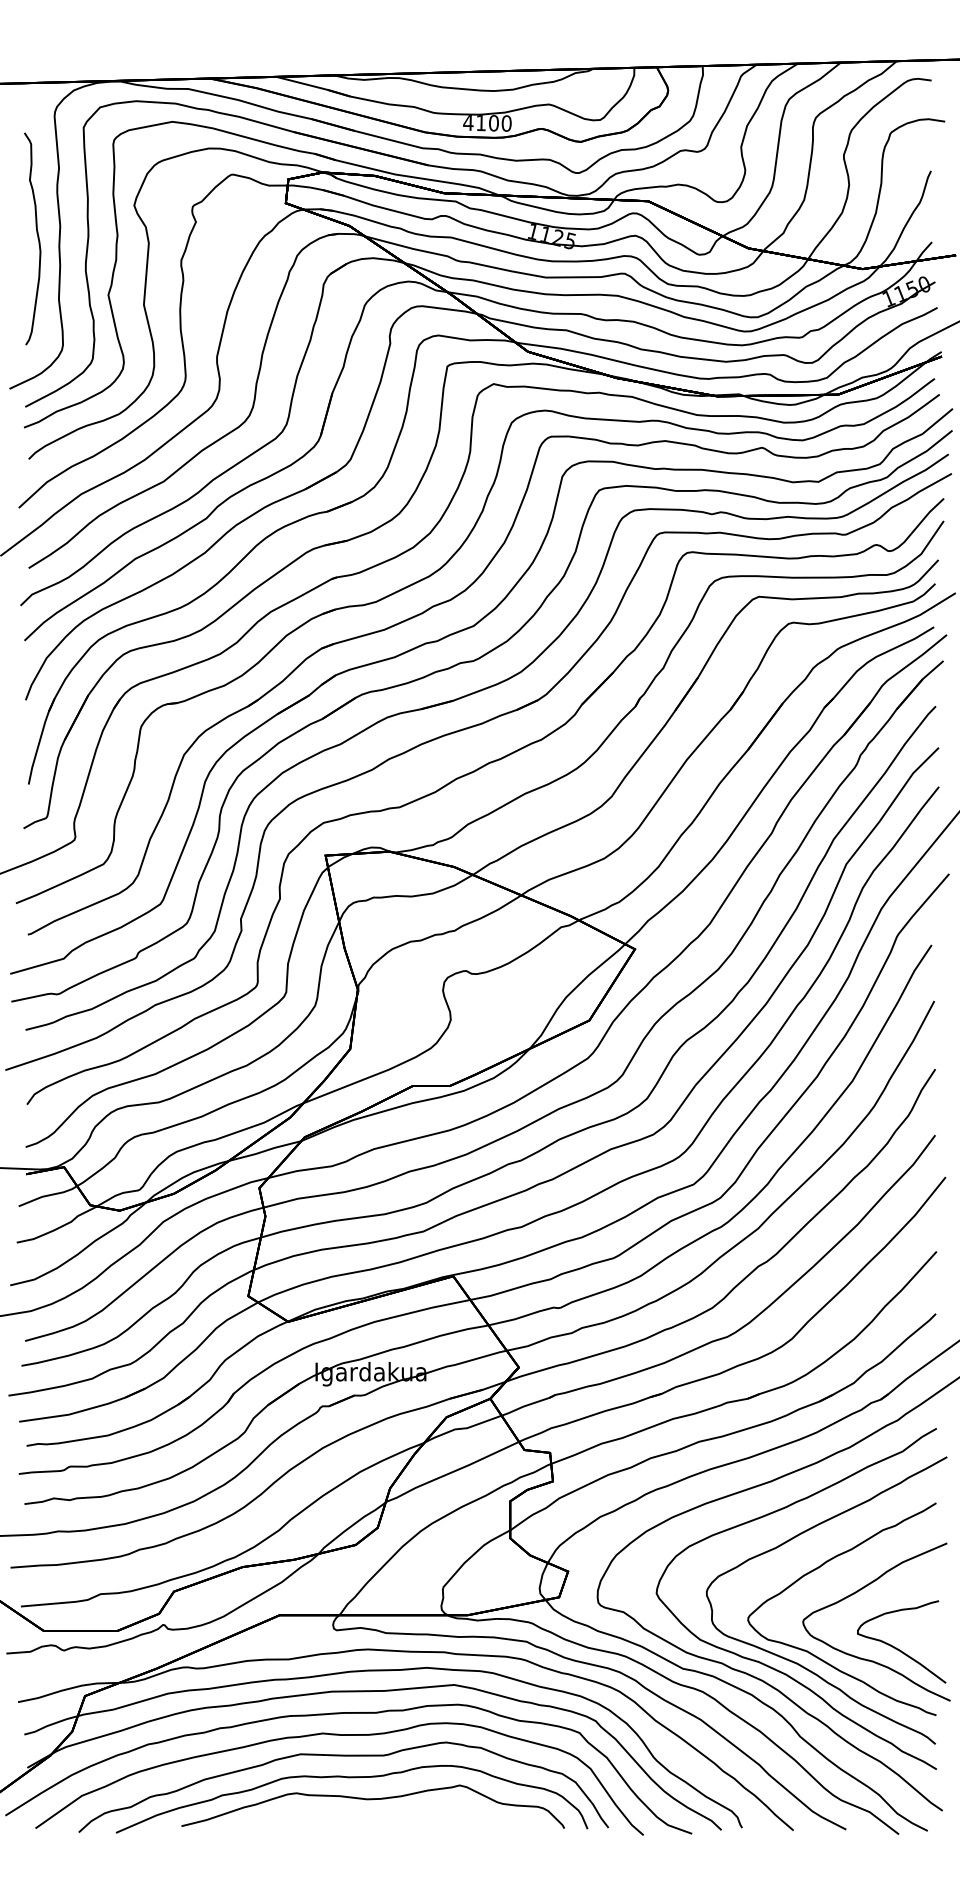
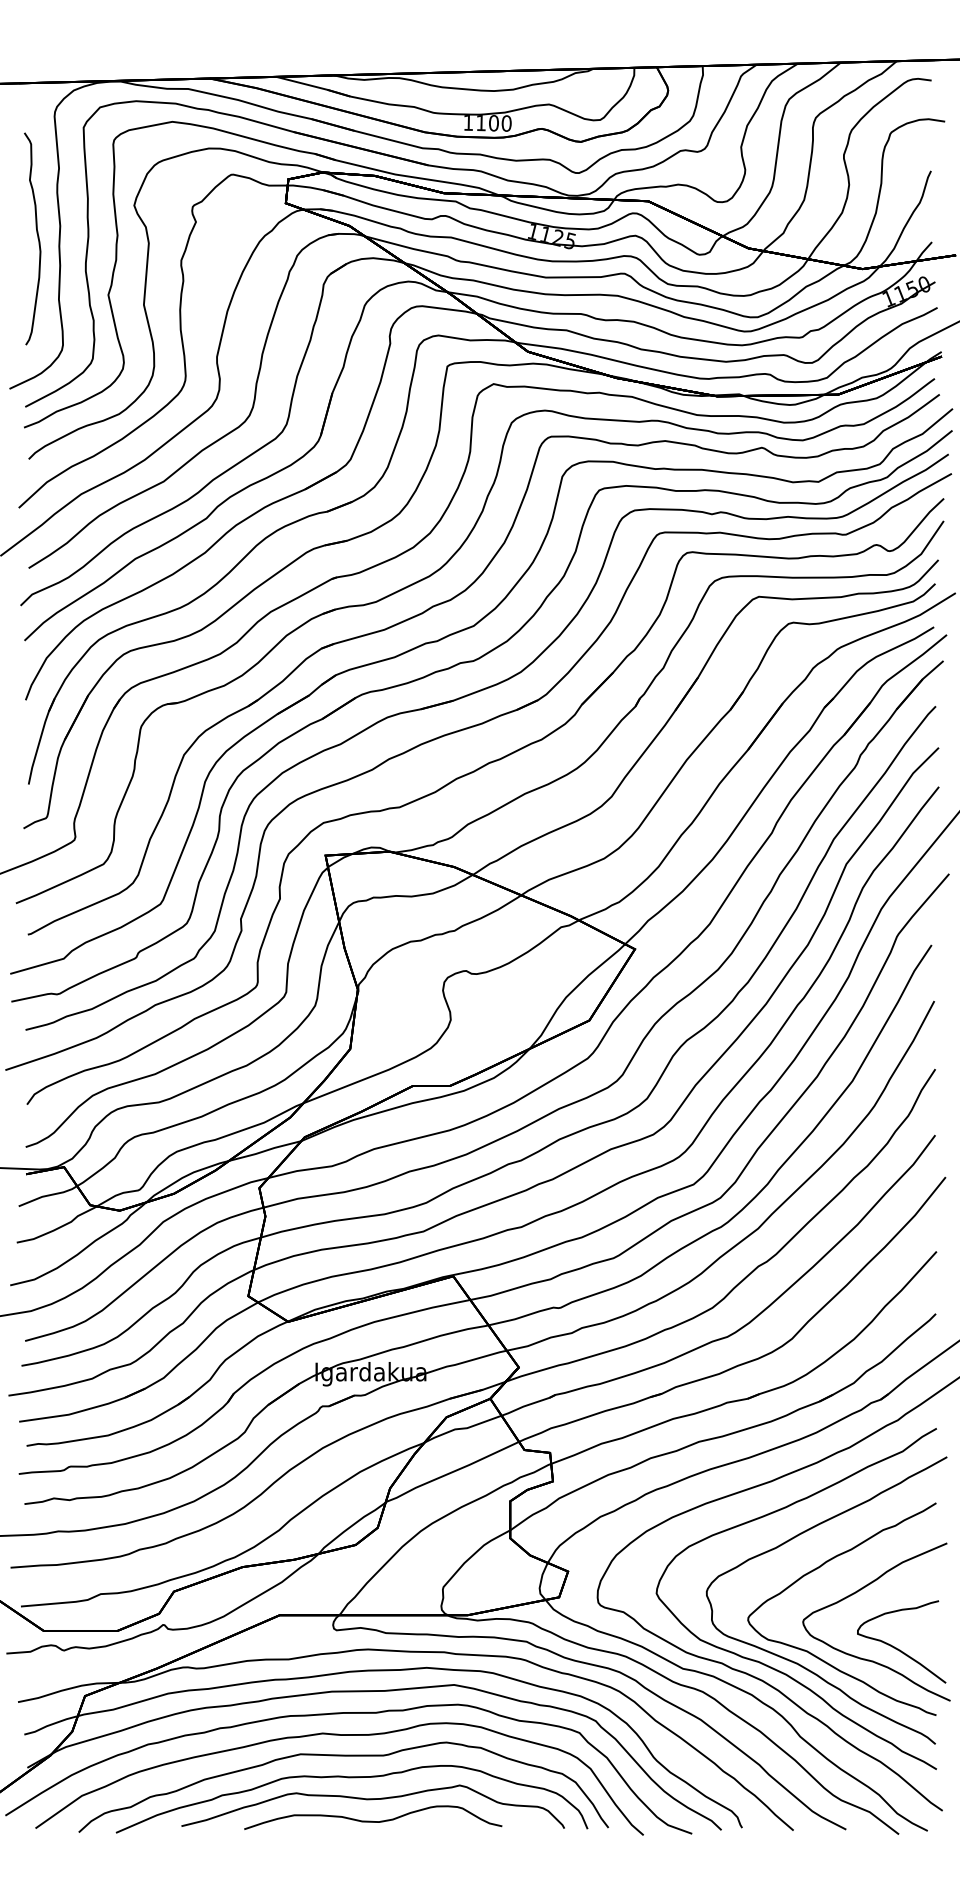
text: 4100 -> 1100 (468, 122)
curve: none -> present (371, 1820)
